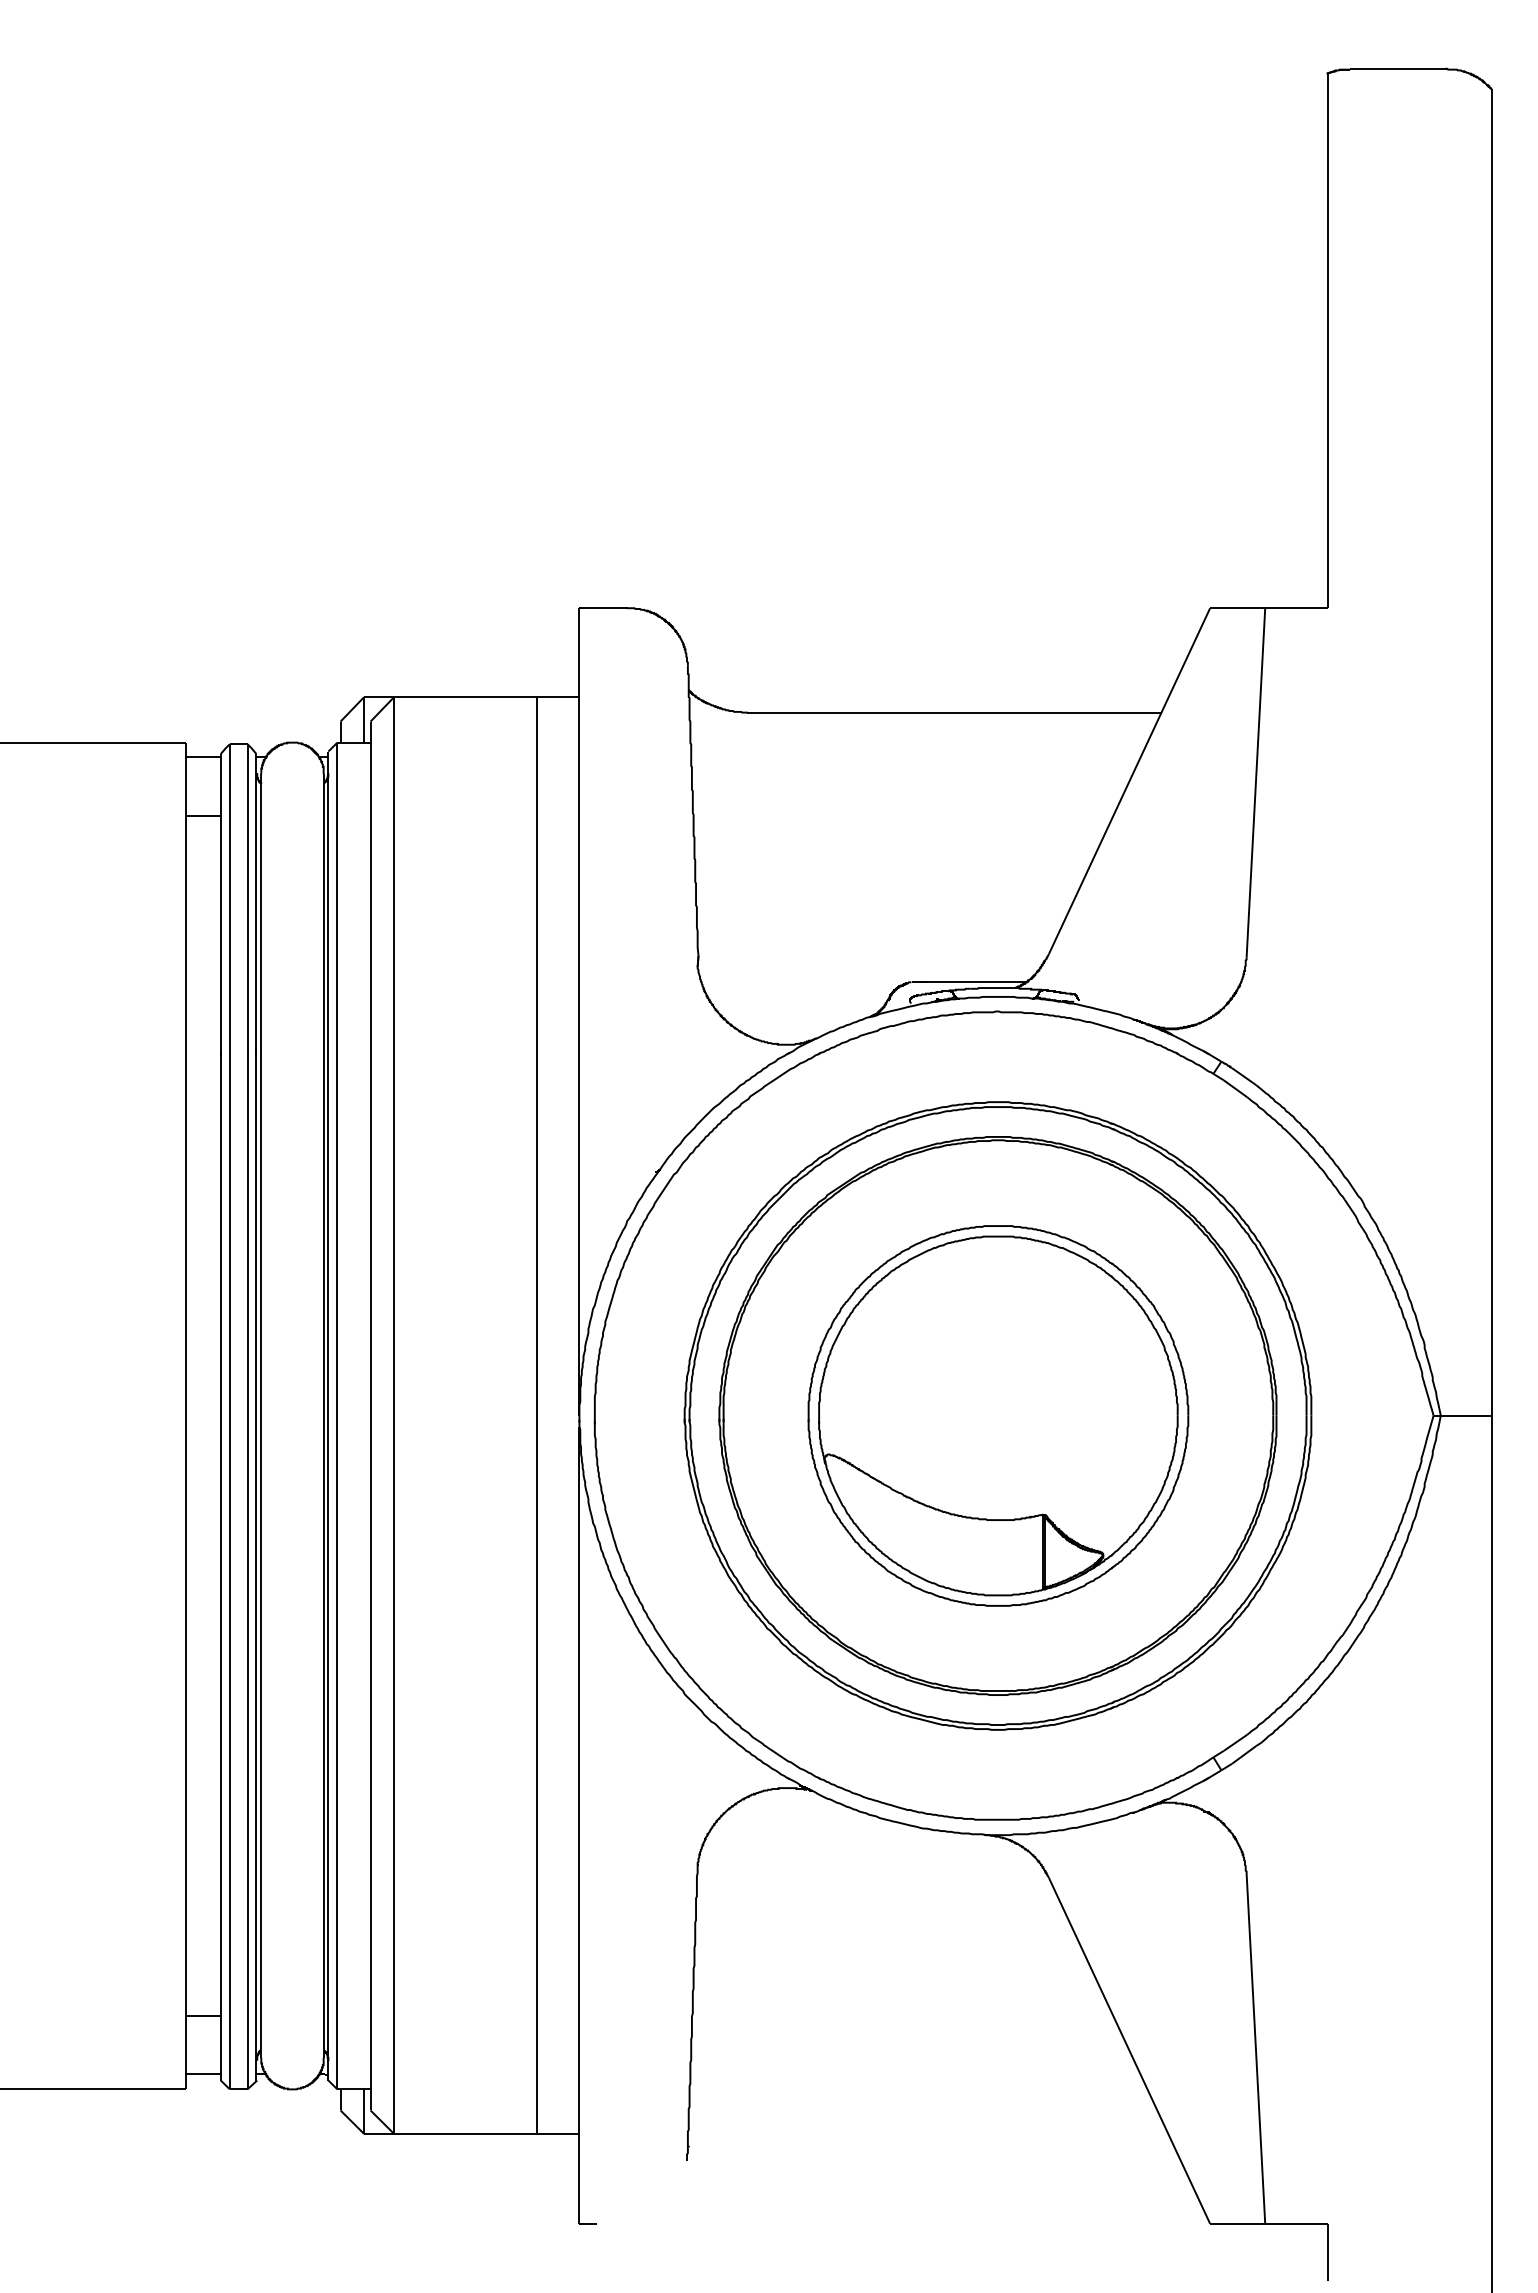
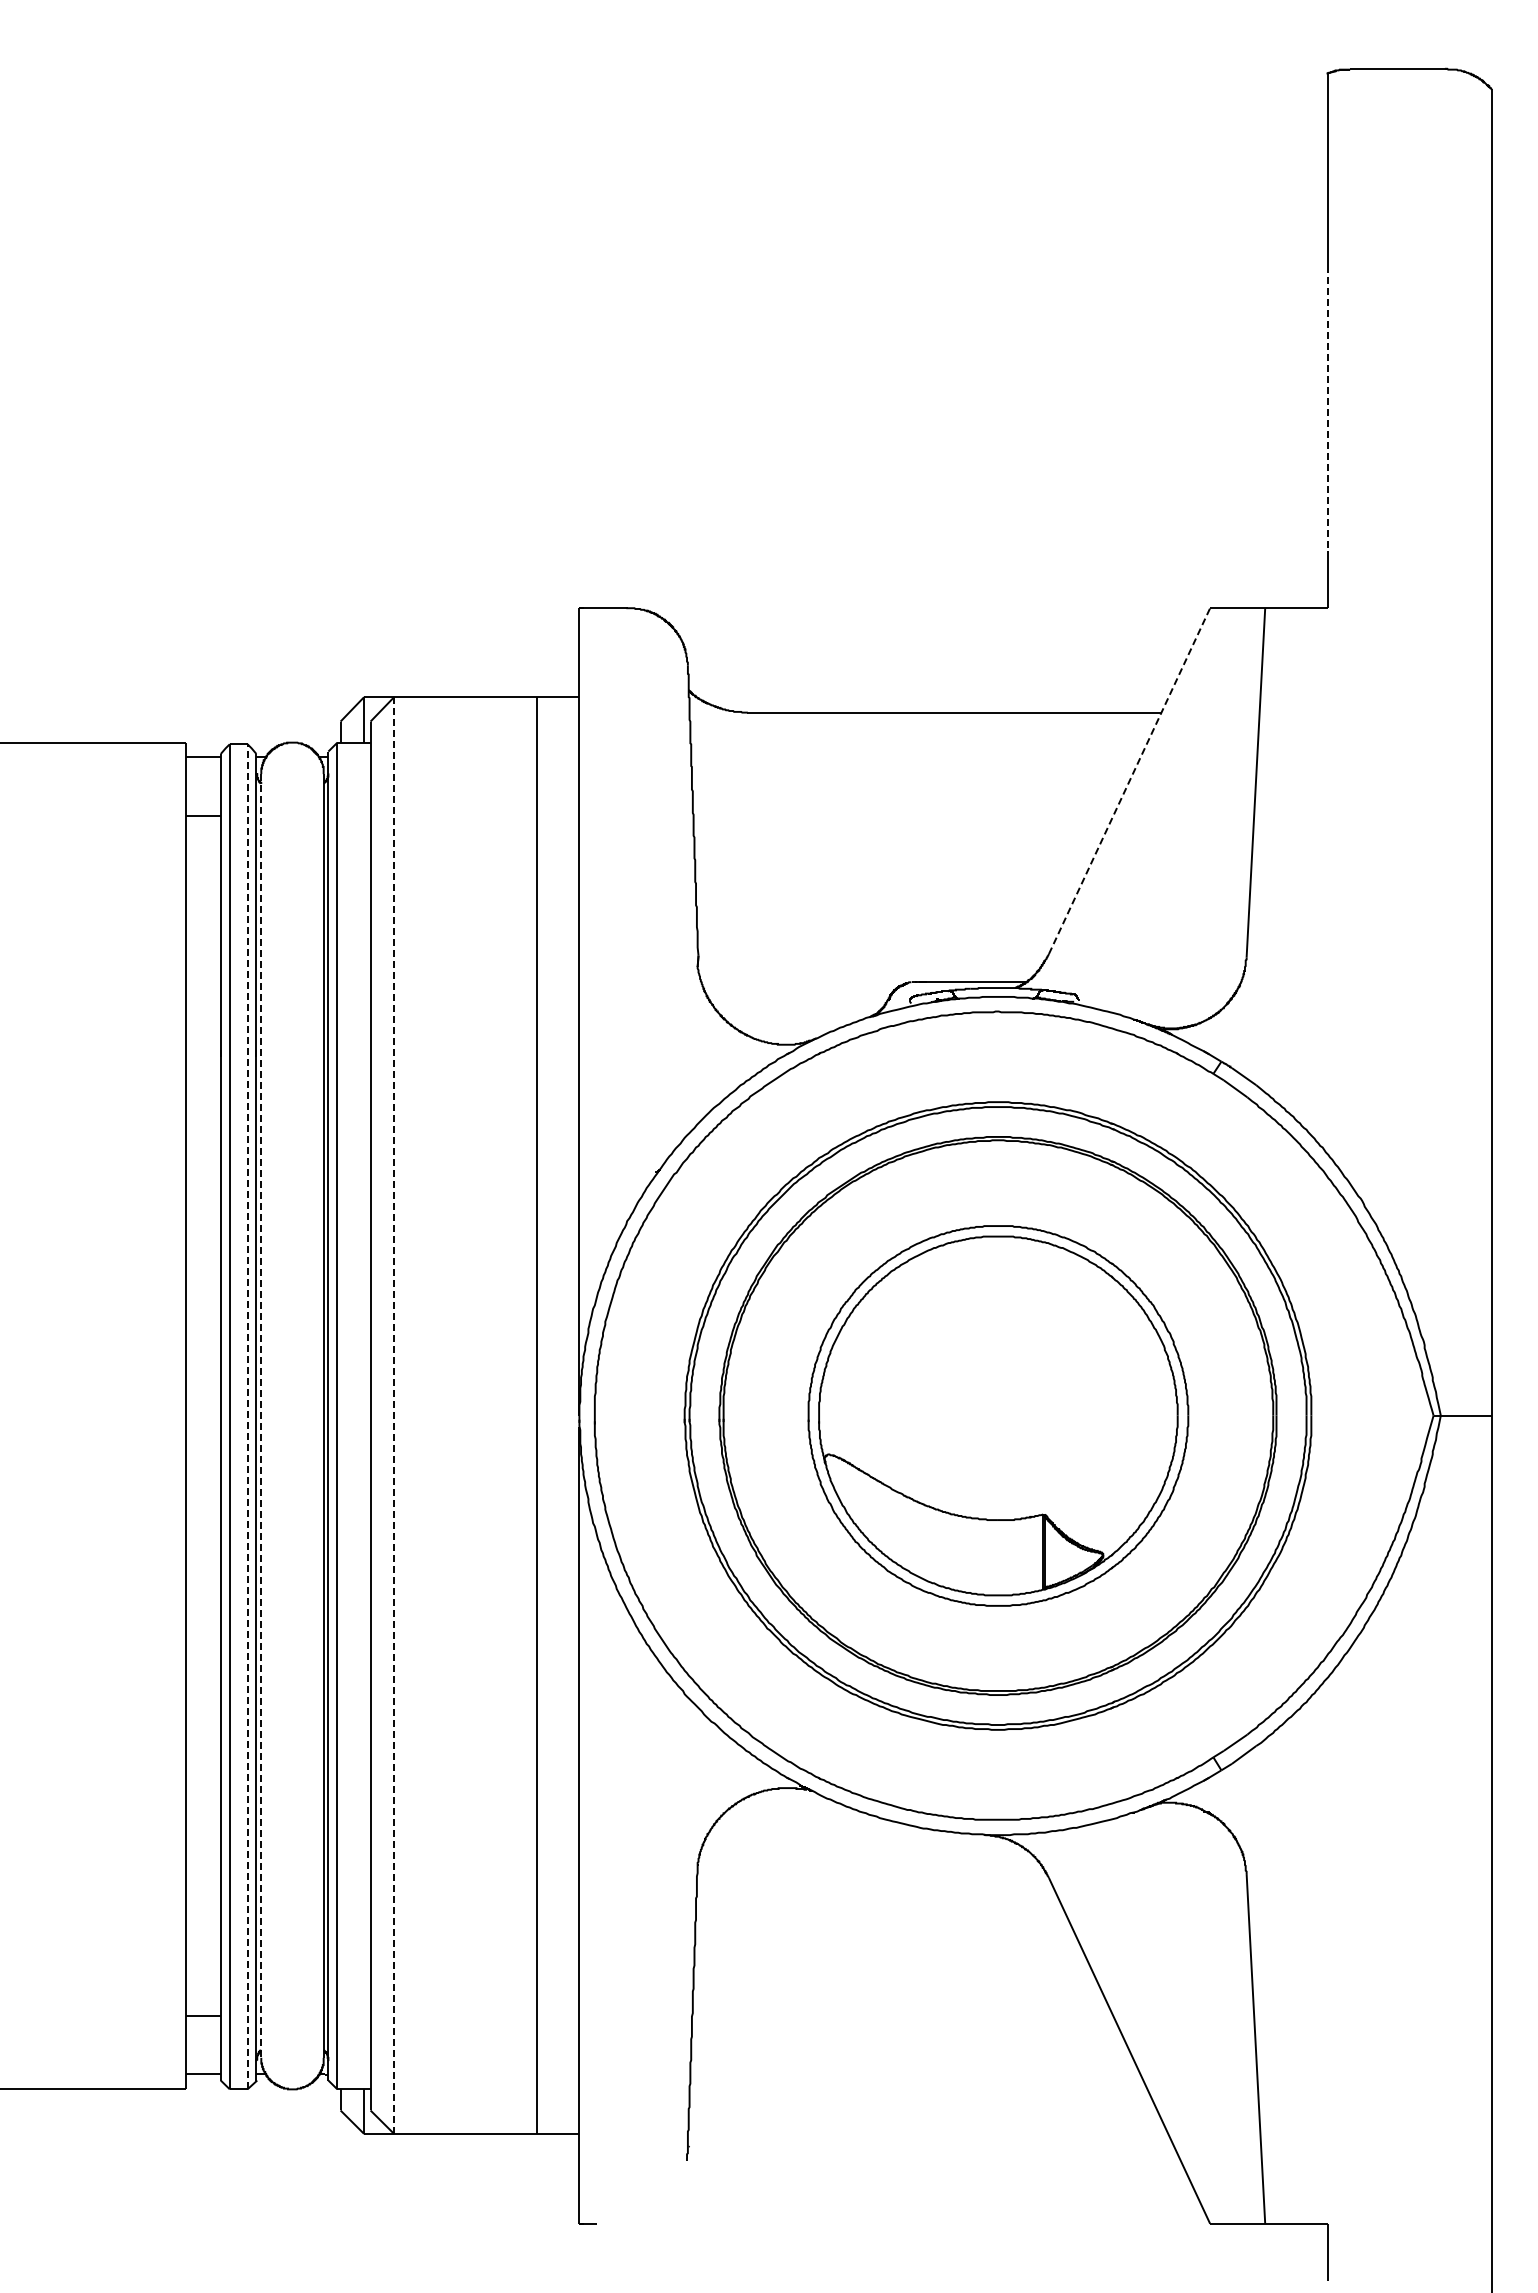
line: solid -> dashed (1327, 409)
line: solid -> dashed (1129, 781)
line: solid -> dashed (261, 1415)
line: solid -> dashed (394, 1415)
line: solid -> dashed (247, 1416)
